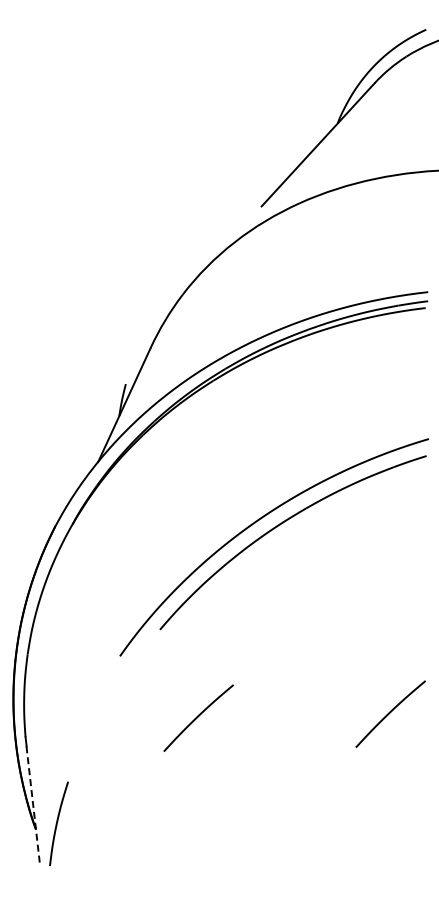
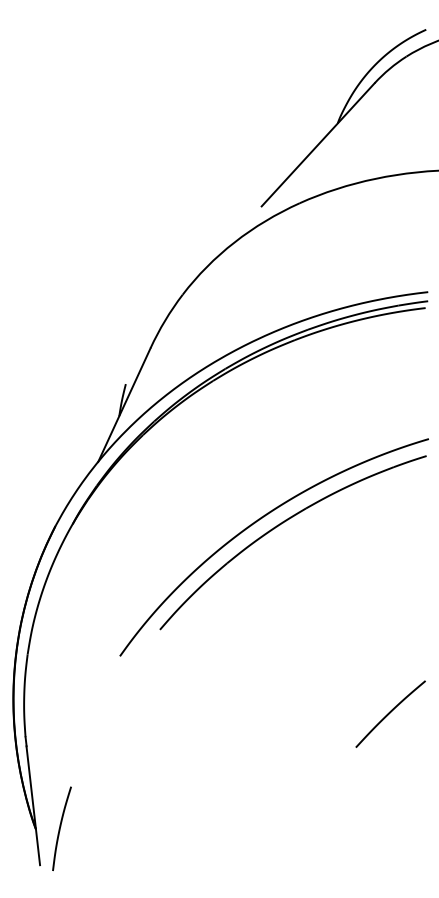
curve: present -> none (198, 717)
line: dashed -> solid (33, 805)
curve position: (57, 823) -> (60, 828) (60, 828)
